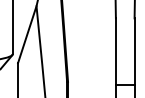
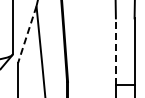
line: solid -> dashed (27, 34)
line: solid -> dashed (115, 50)
